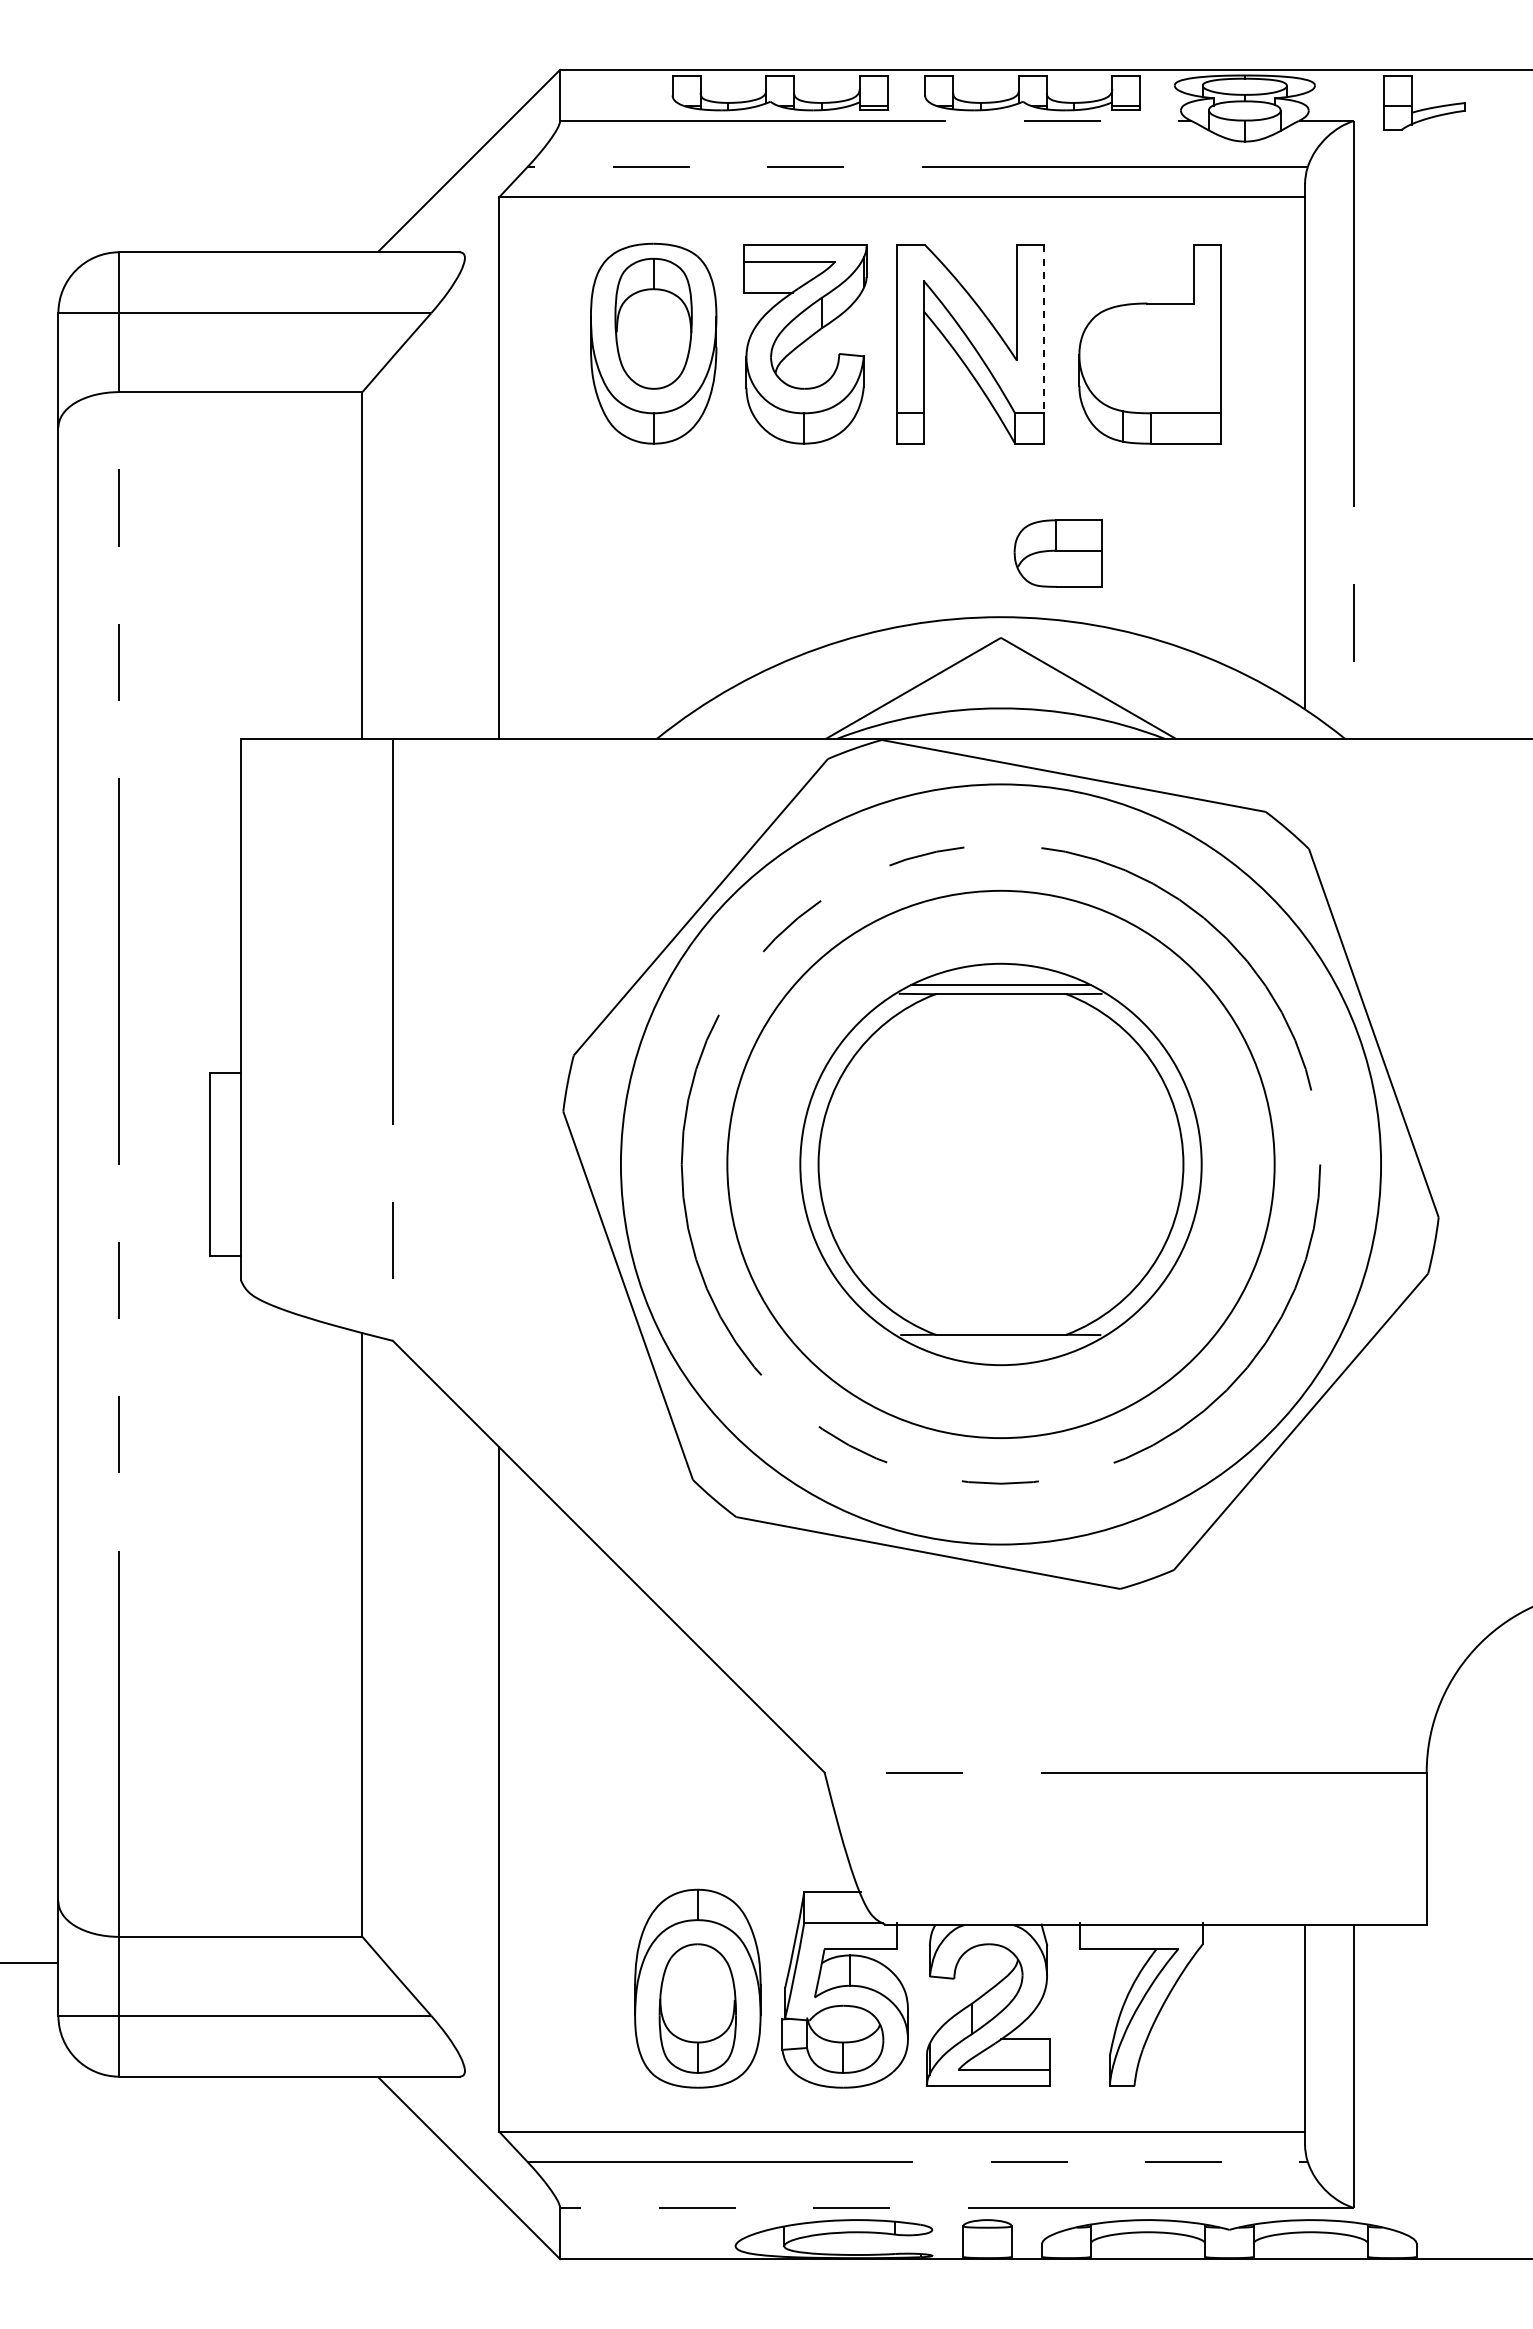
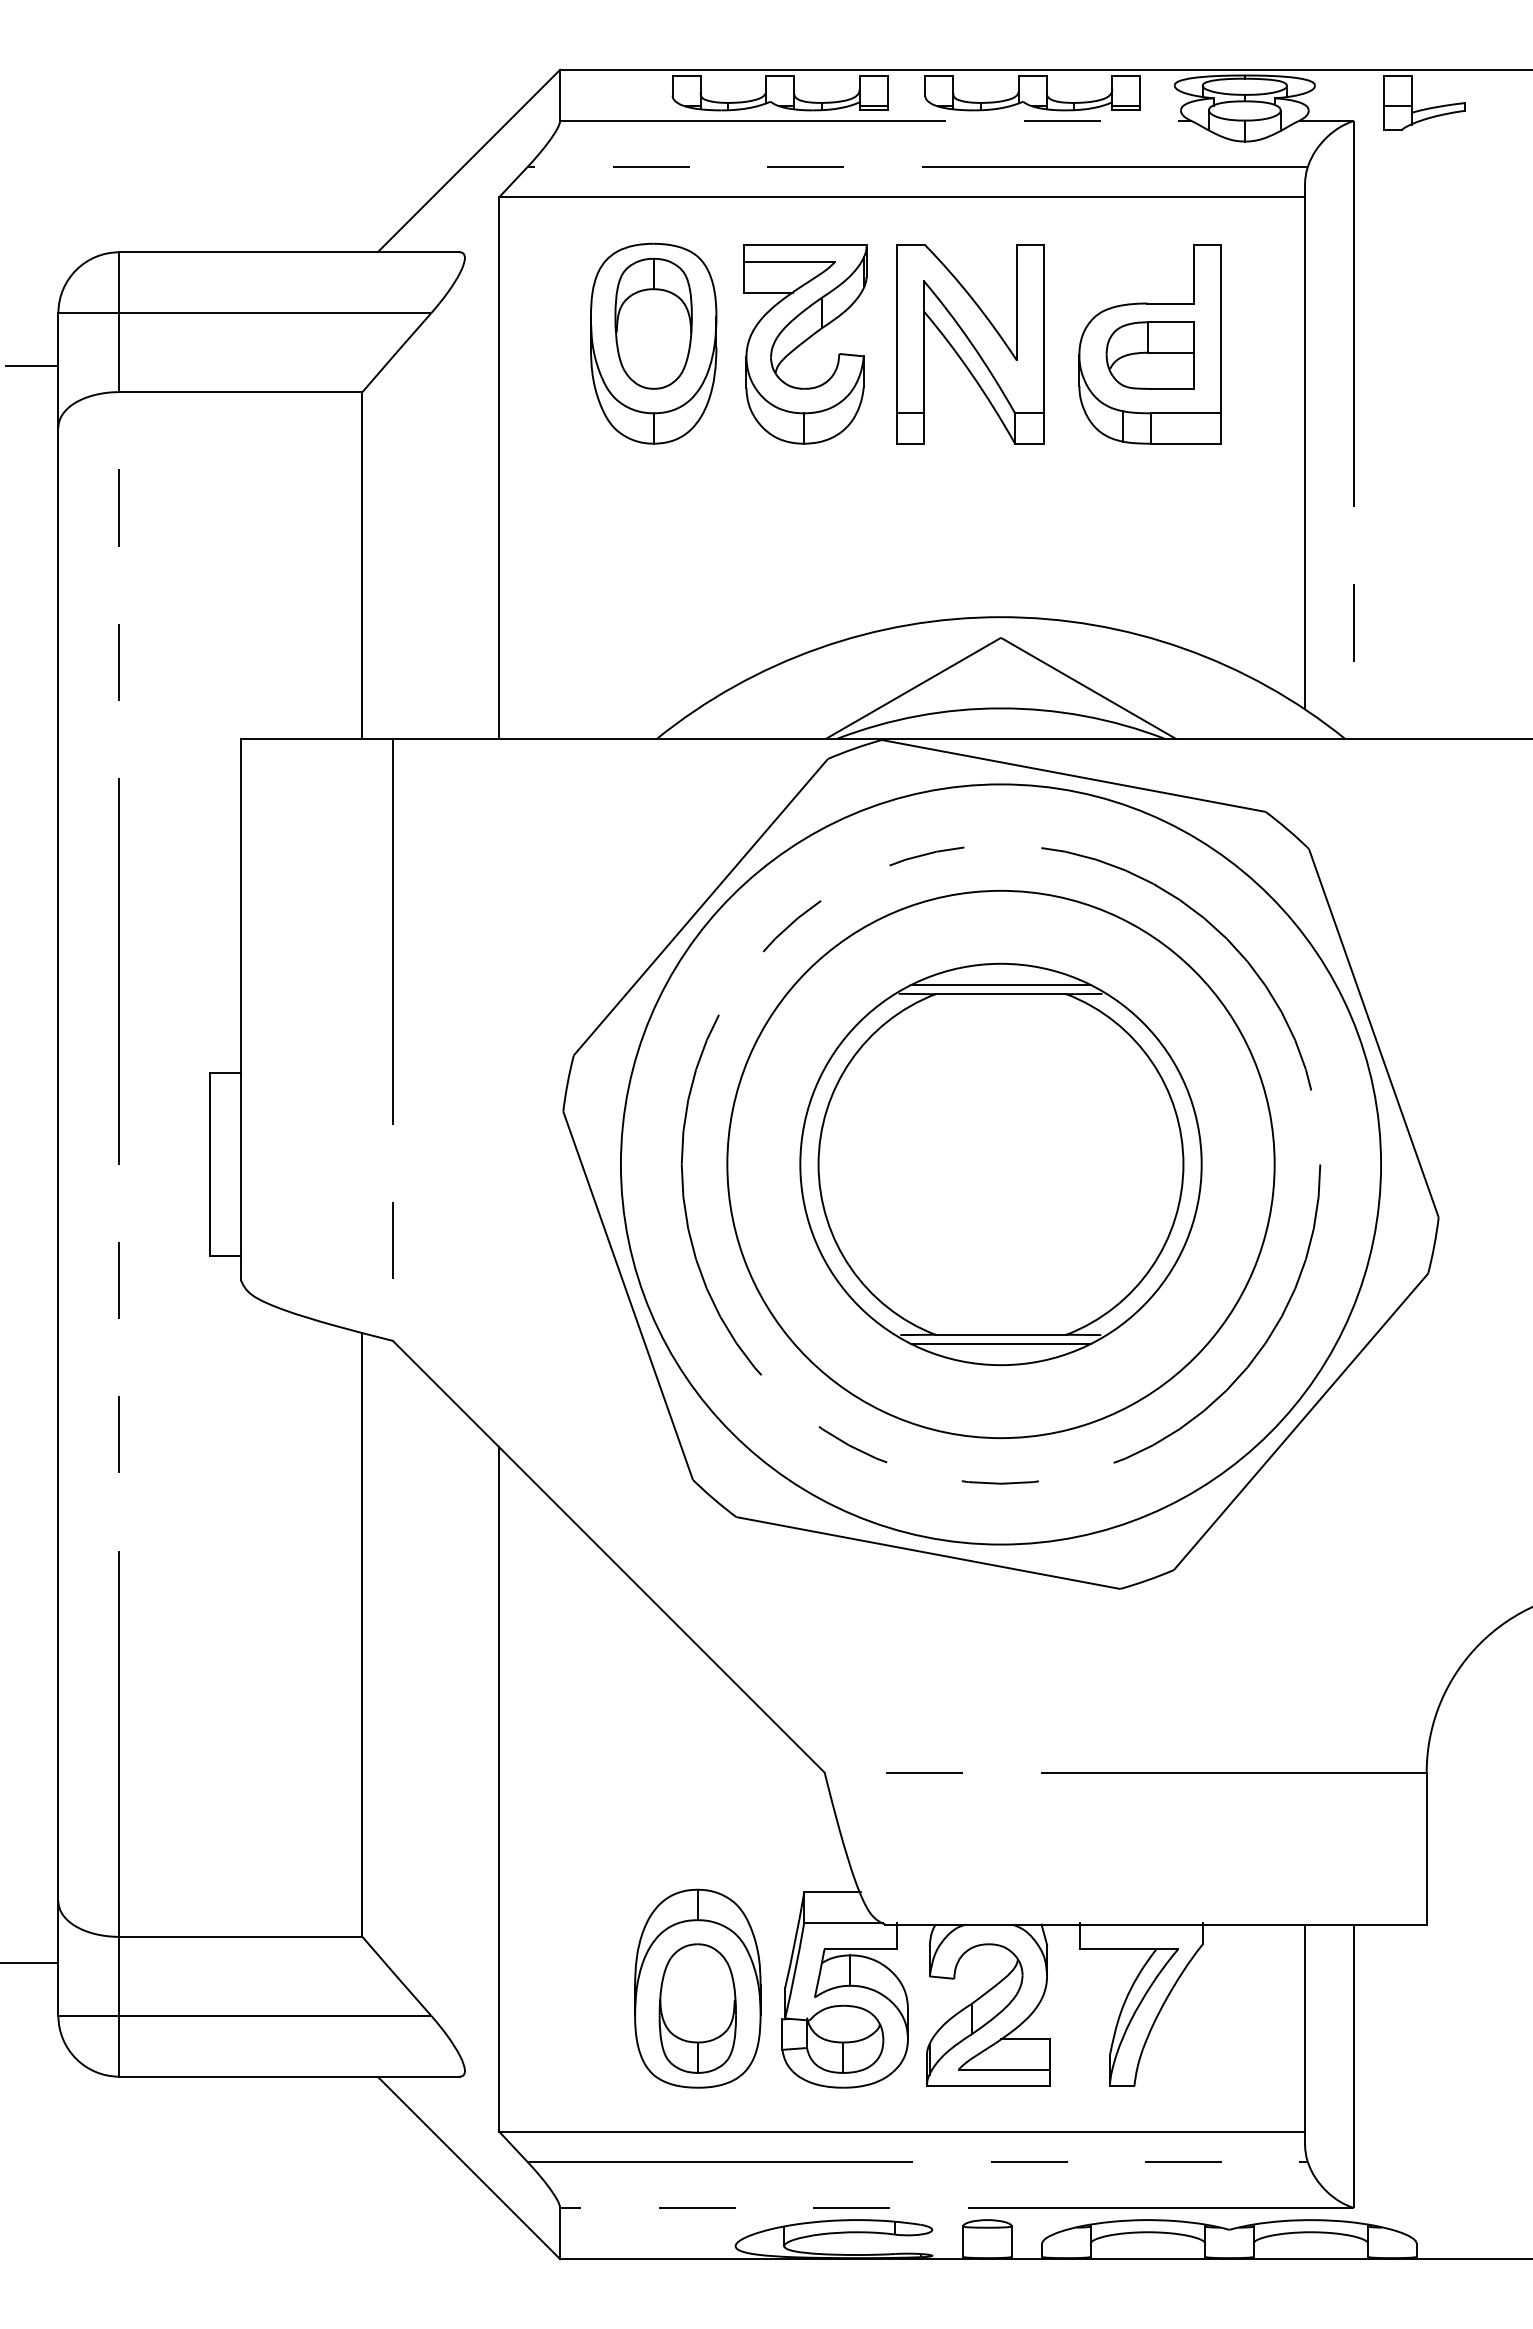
line: dashed -> solid (1043, 329)
line: none -> present (32, 366)
part position: (1057, 553) -> (1149, 355) (1149, 355)
line: none -> present (1000, 1343)
